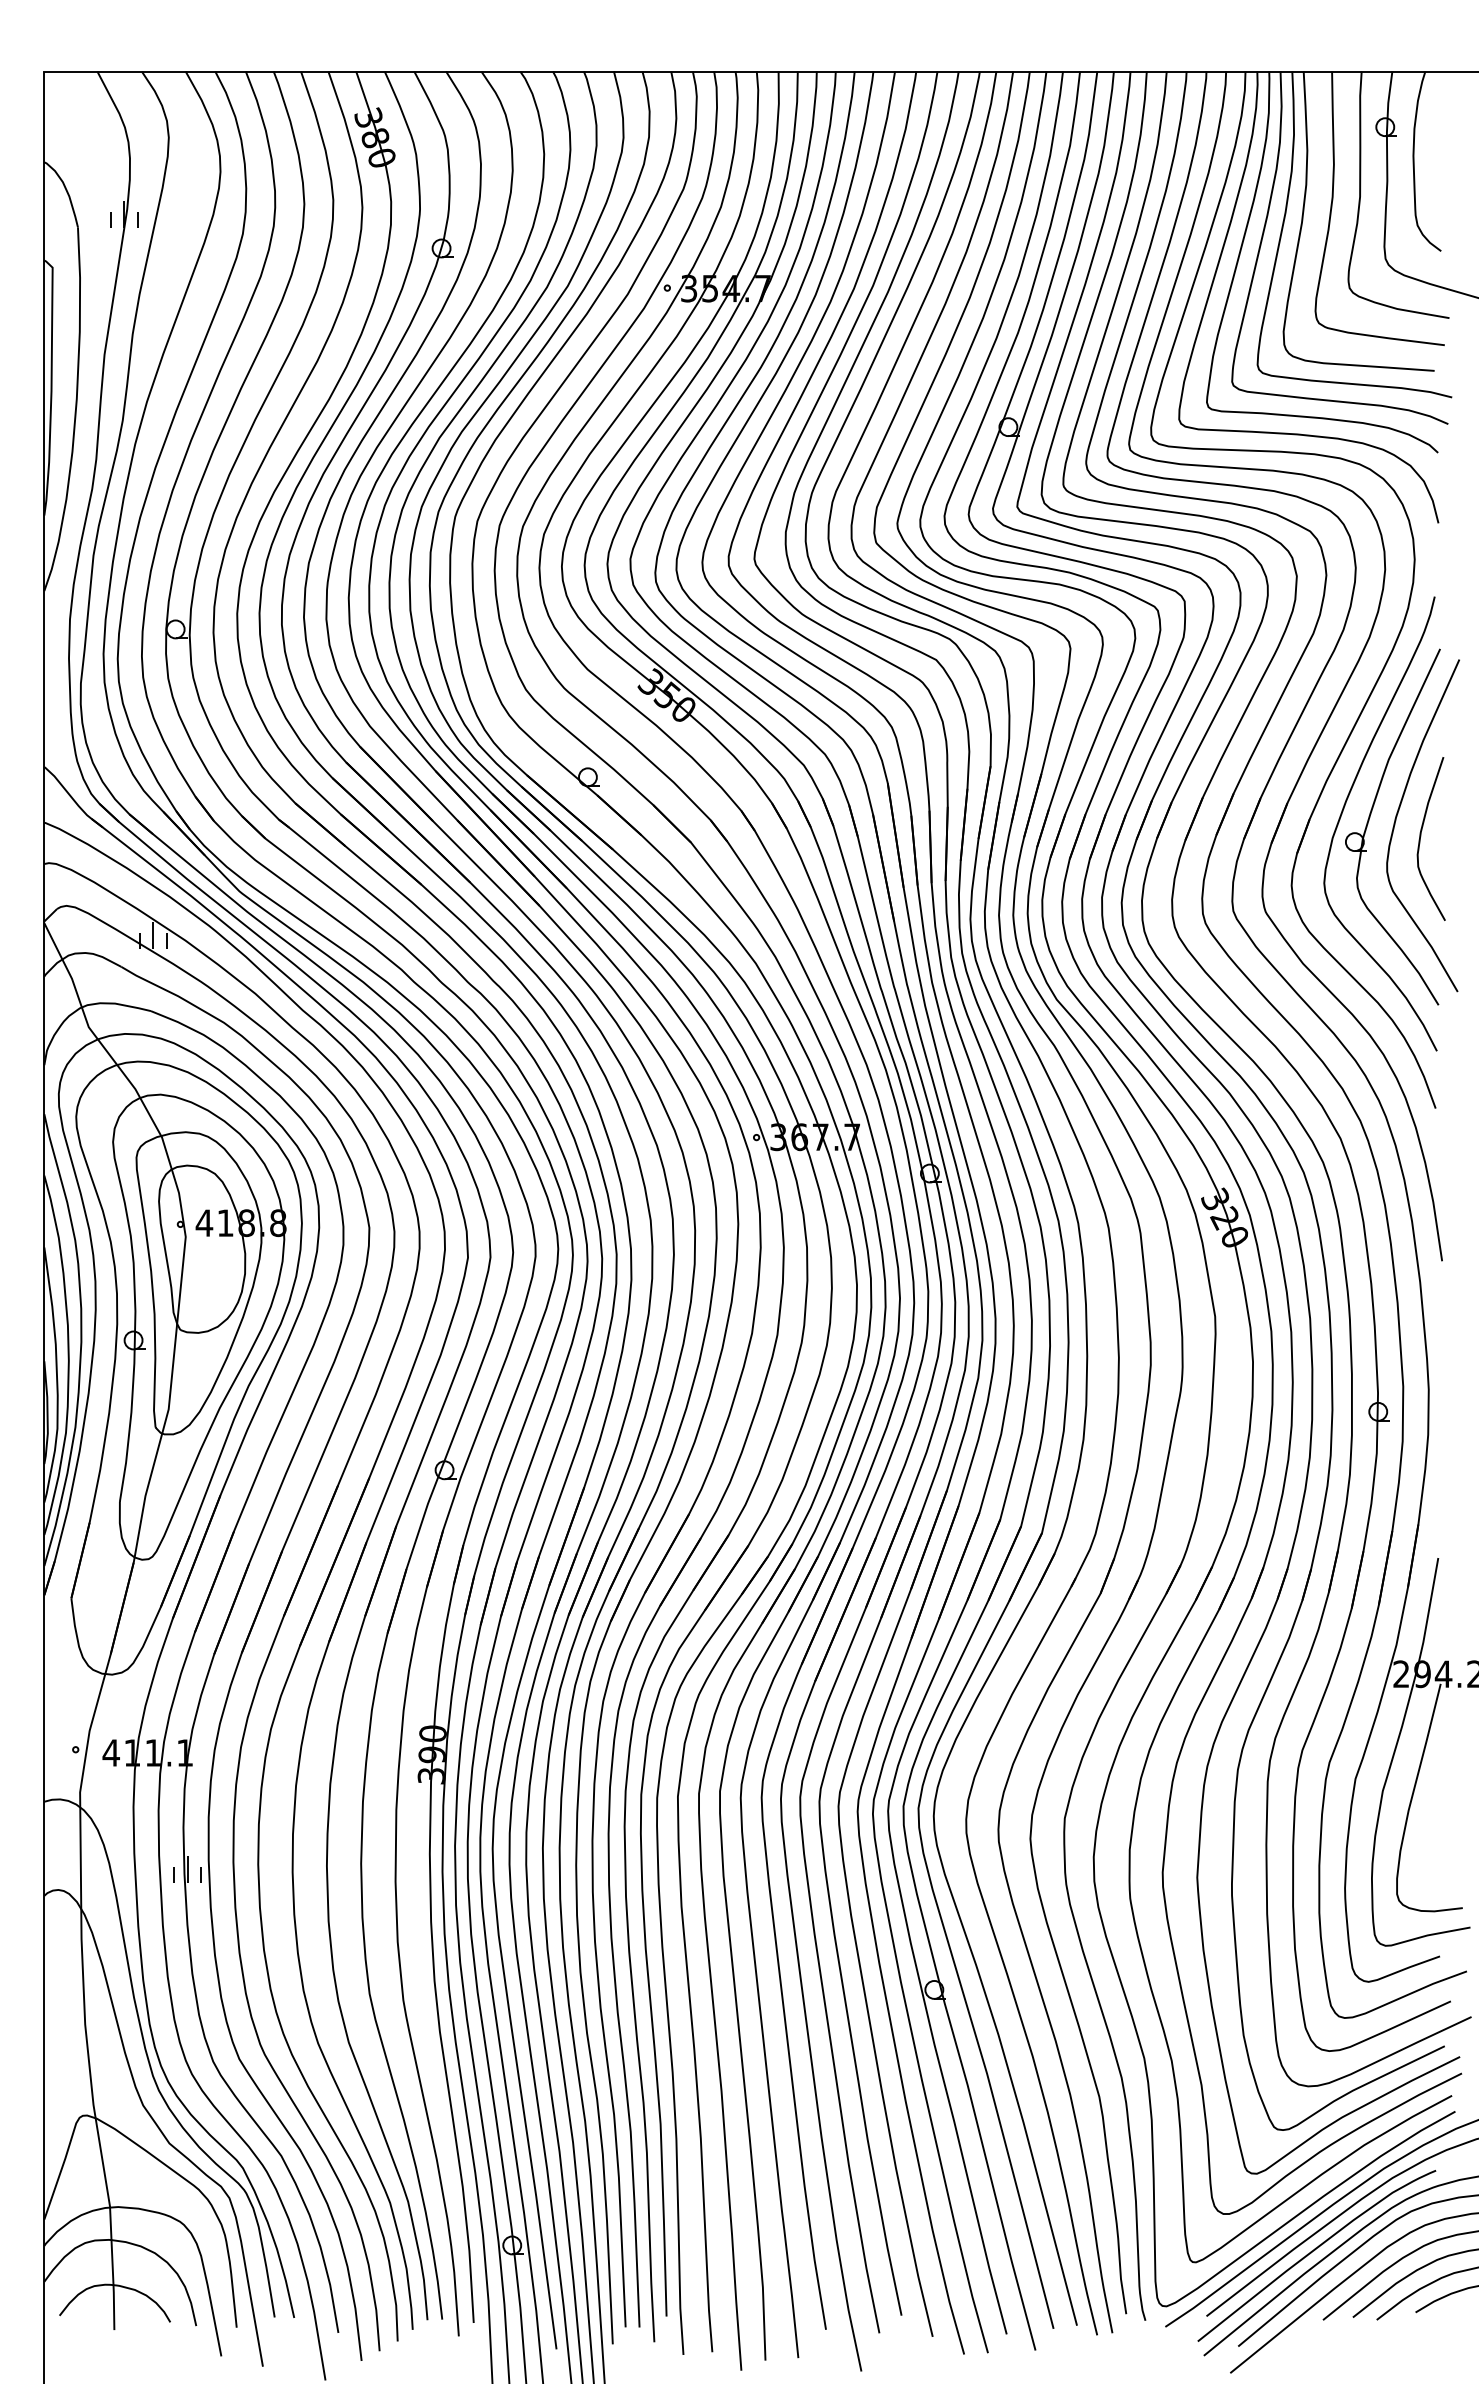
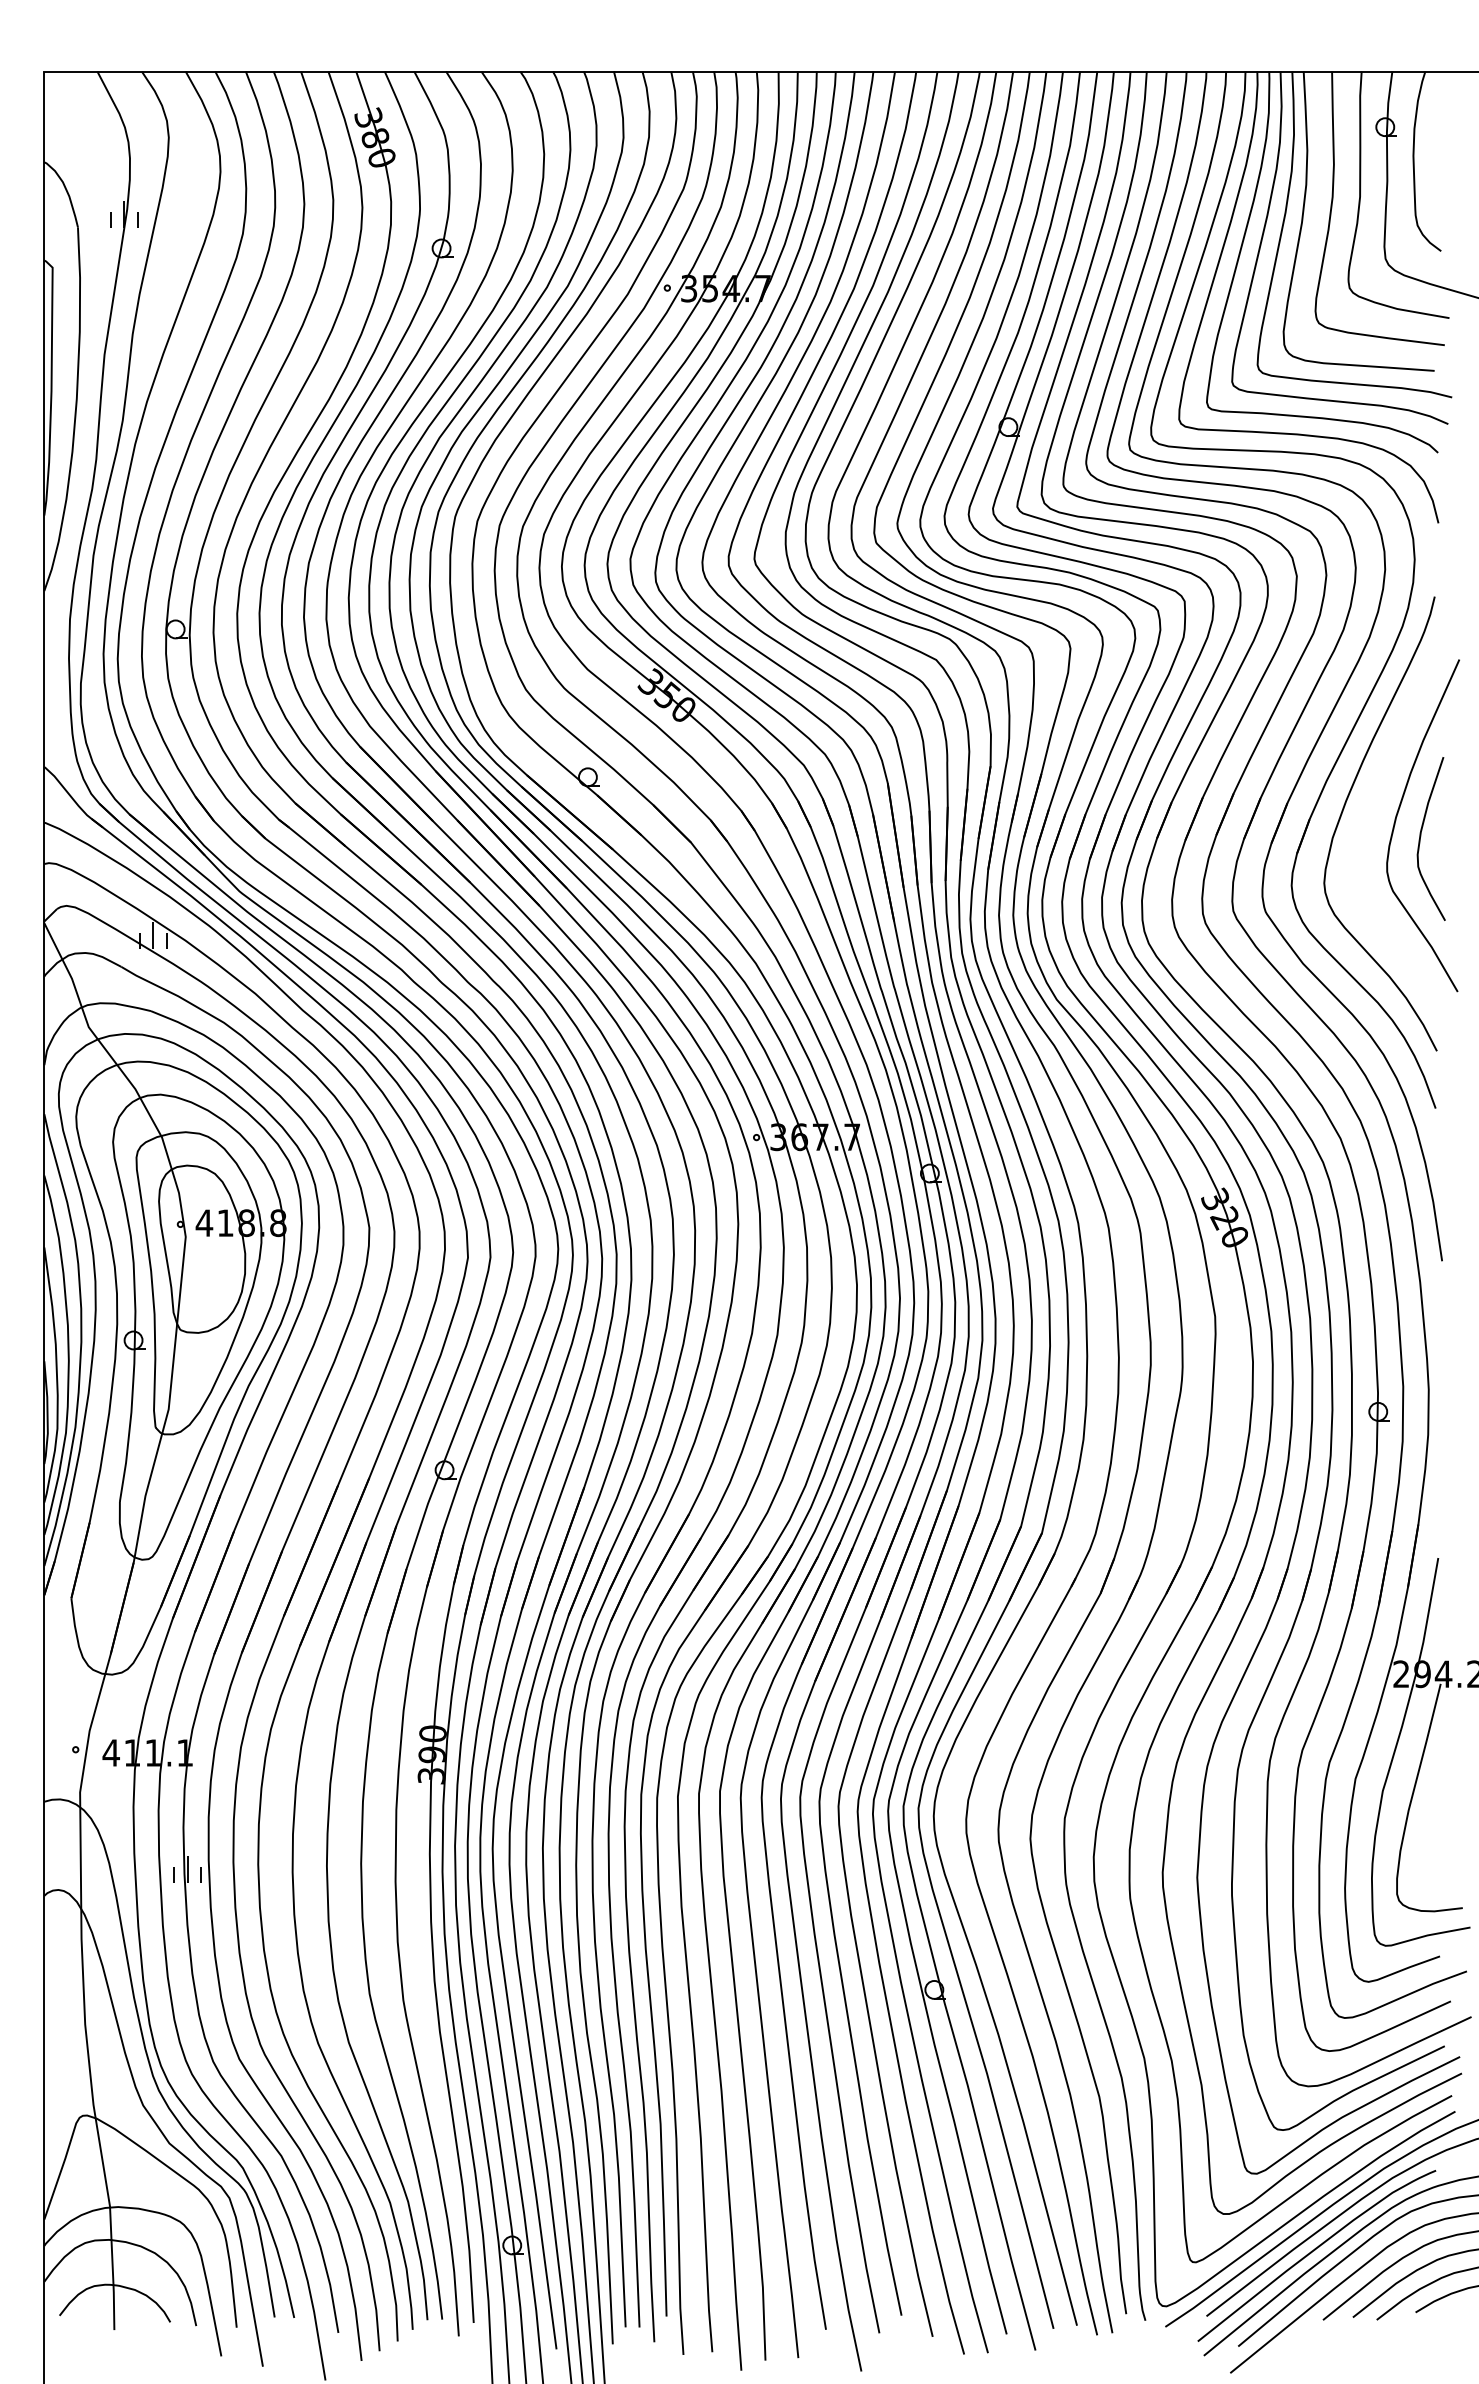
part: present -> none (1369, 821)
